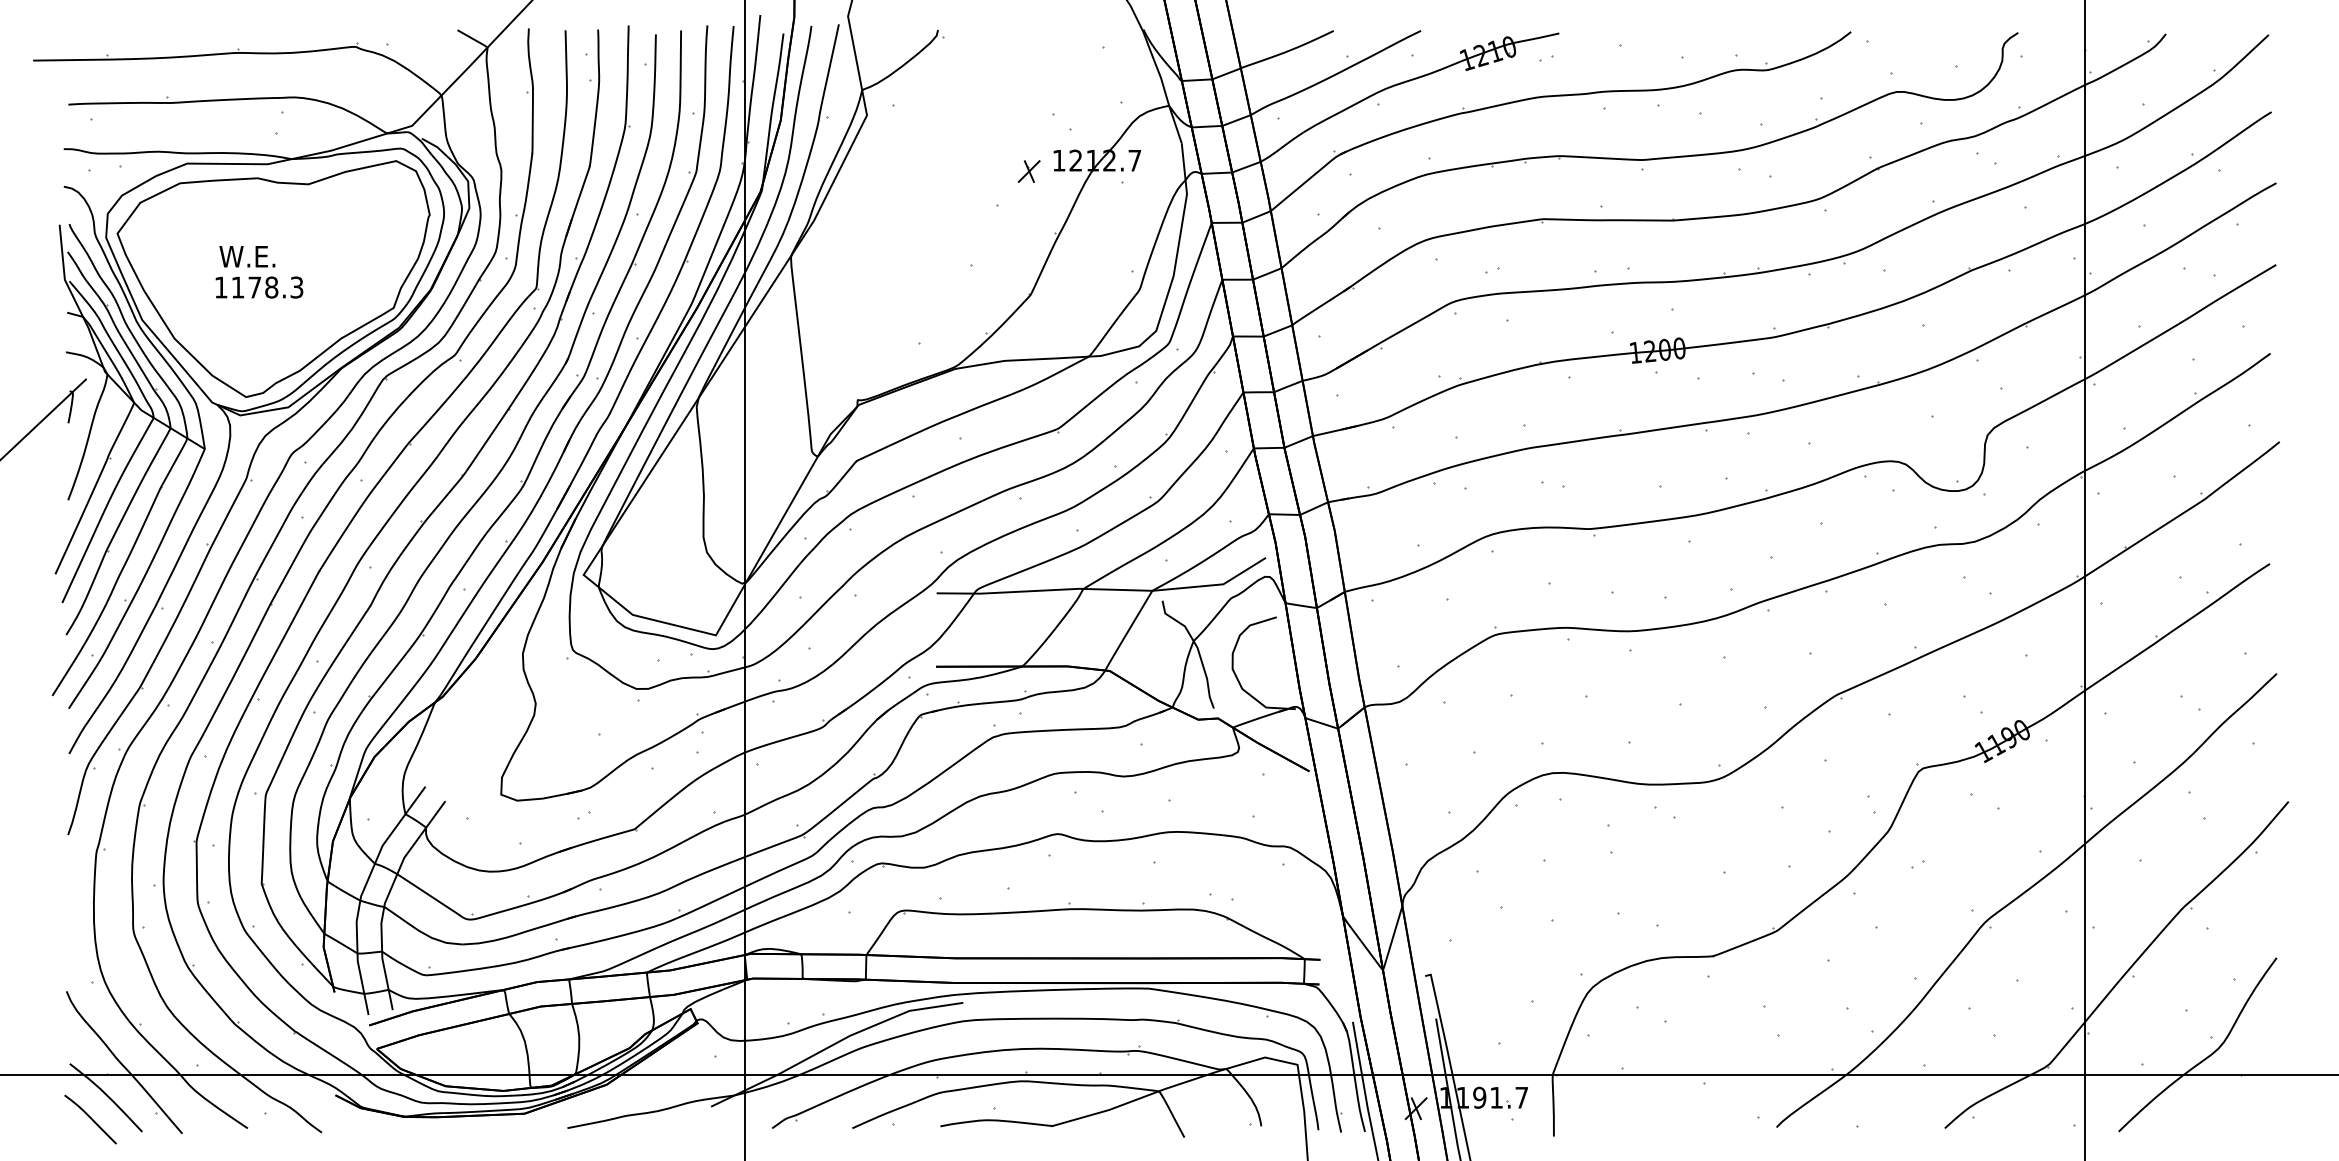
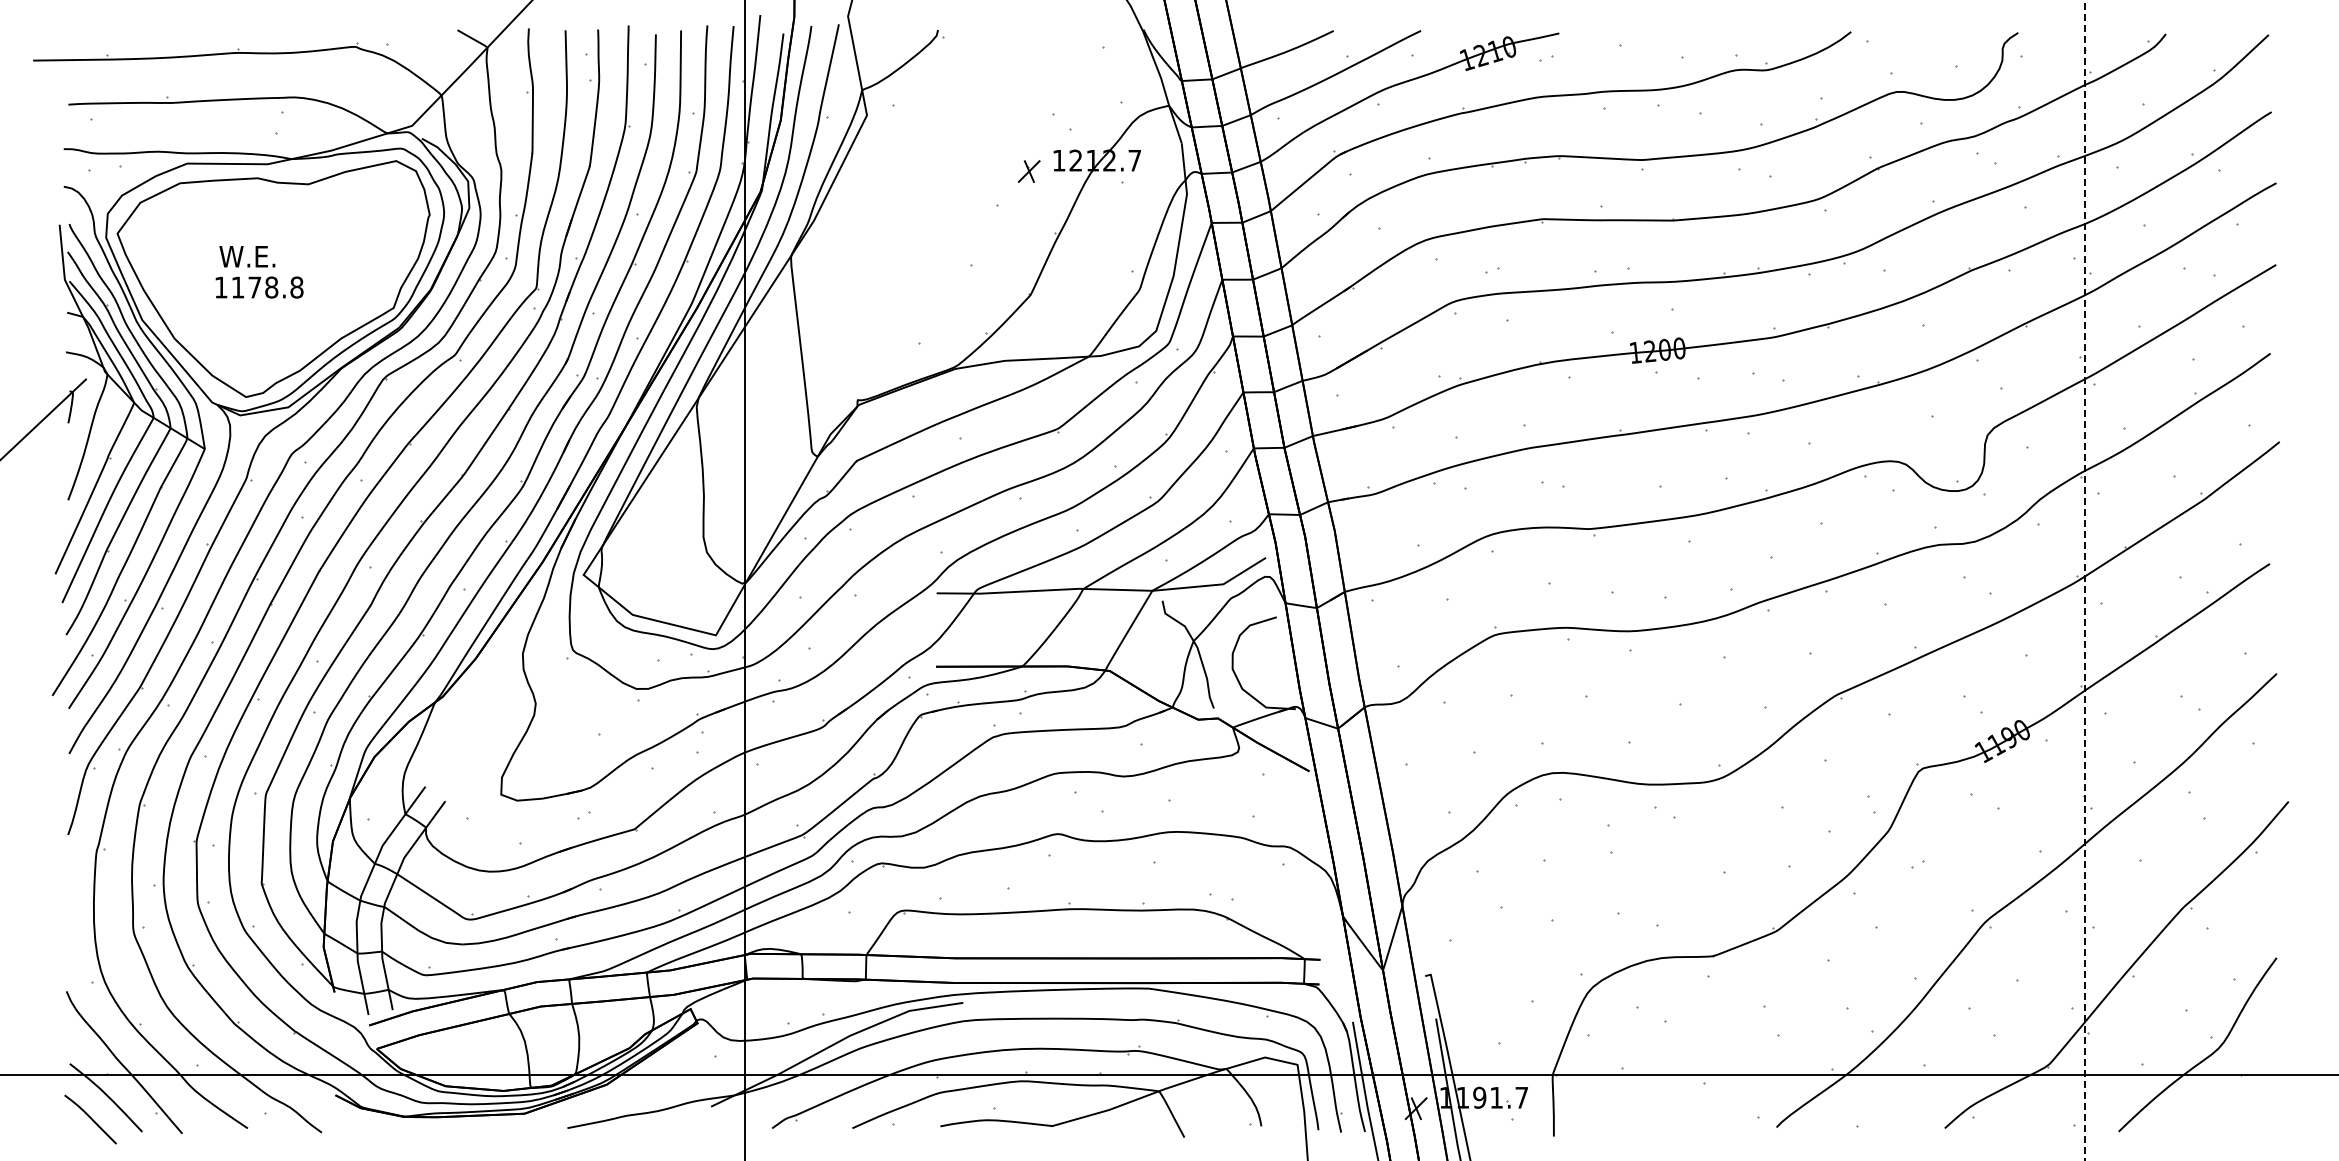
text: 1178.3 -> 1178.8 (296, 287)
line: solid -> dashed (2085, 580)
